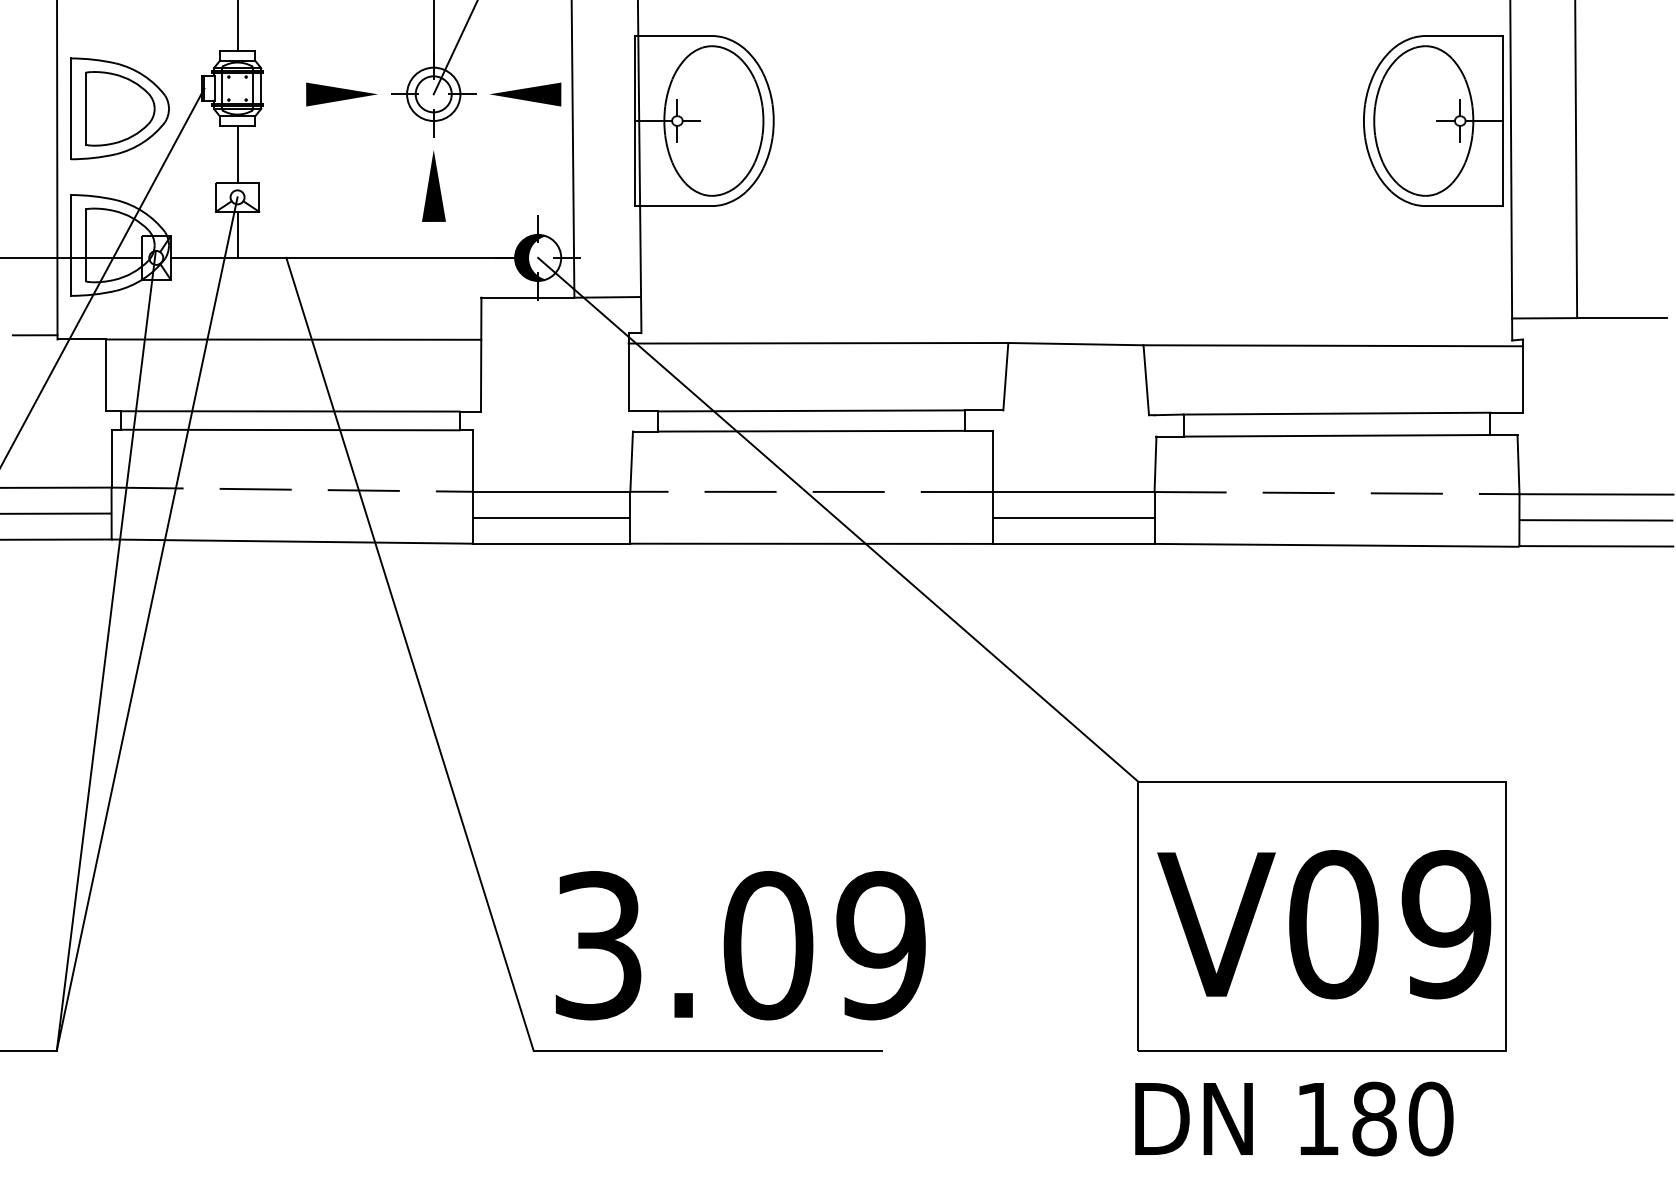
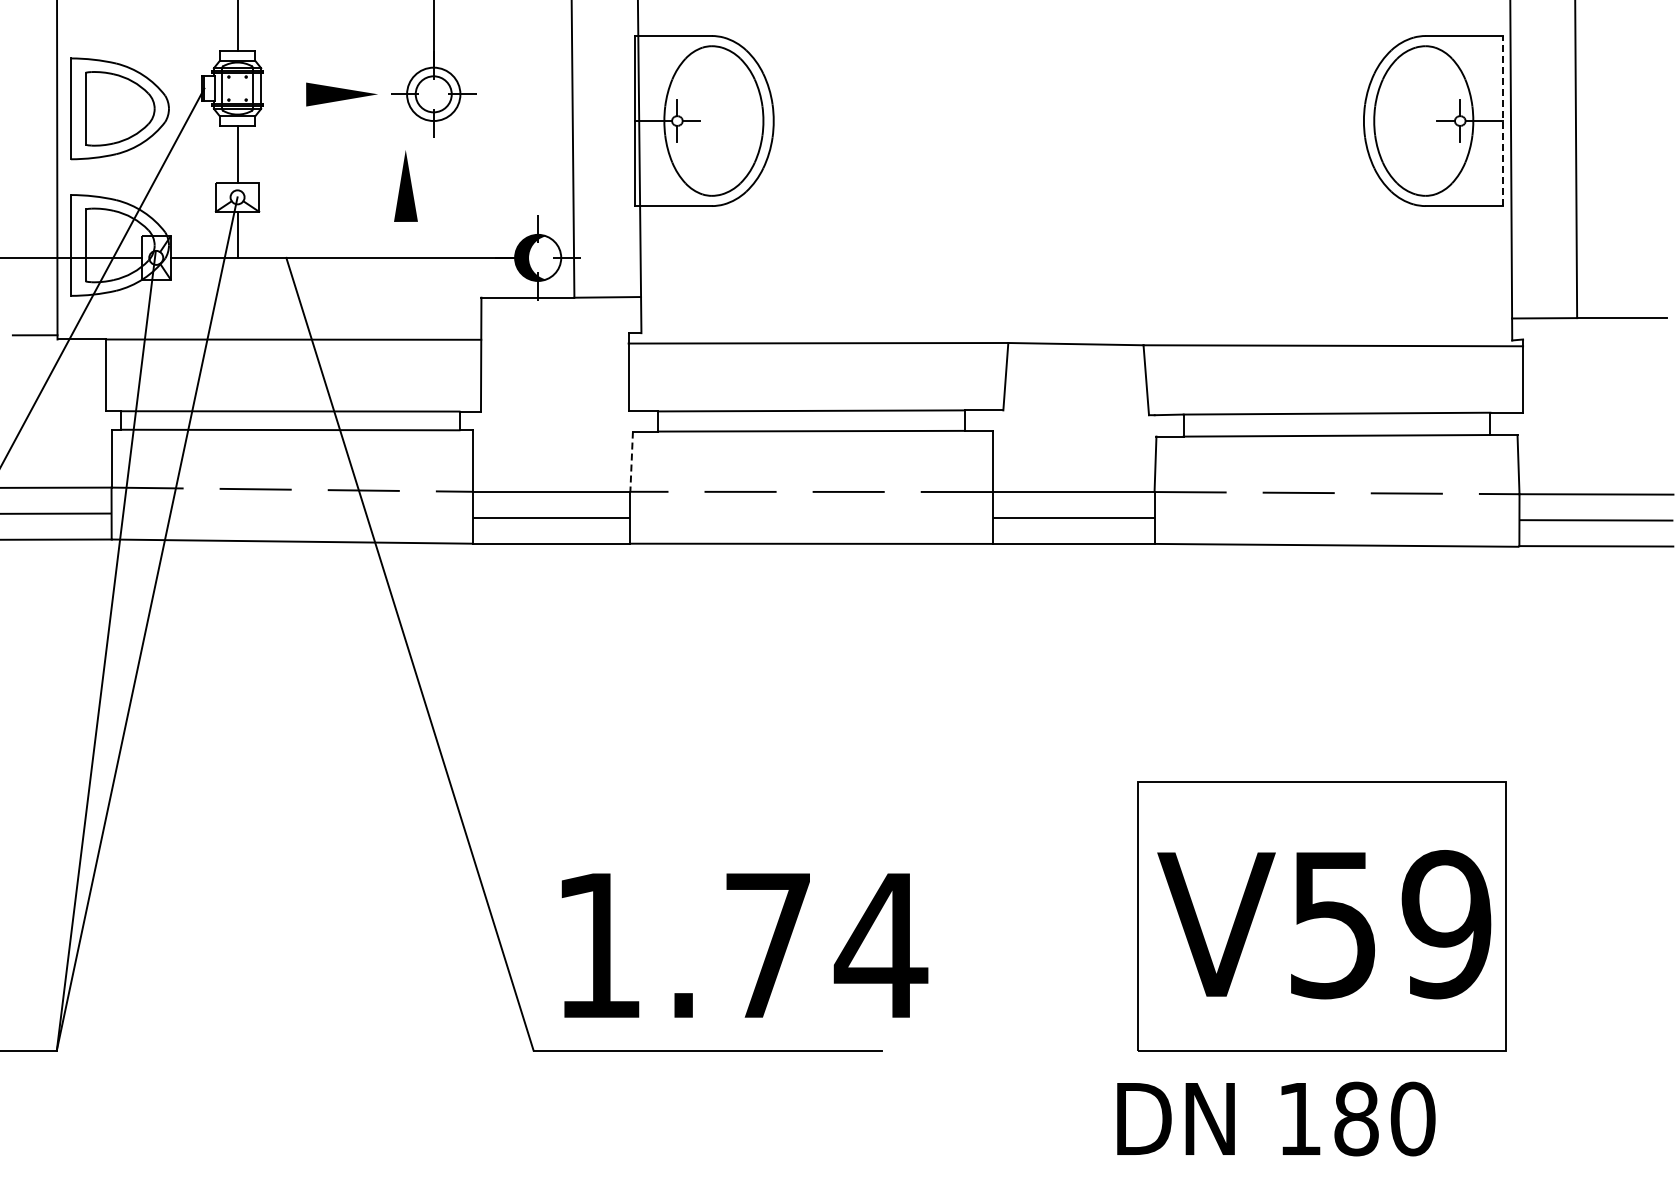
line: present -> none (454, 48)
part: present -> none (525, 94)
line: solid -> dashed (1503, 120)
part position: (433, 185) -> (405, 185) (405, 185)
line: solid -> dashed (631, 462)
line: present -> none (838, 519)
text: V09 -> V59 (1333, 924)
text: 3.09 -> 1.74 (741, 945)
text position: (1294, 1118) -> (1276, 1118) (1276, 1118)
